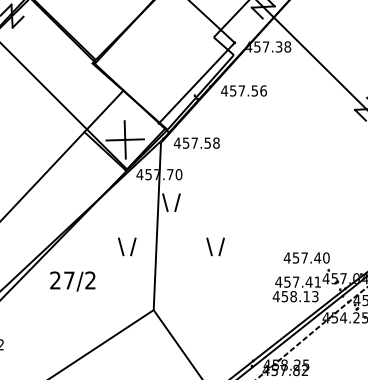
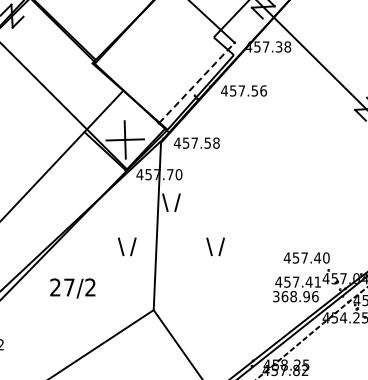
line: solid -> dashed (197, 82)
text position: (72, 281) -> (72, 288) (72, 288)
text: 458.13 -> 368.96 (295, 296)
